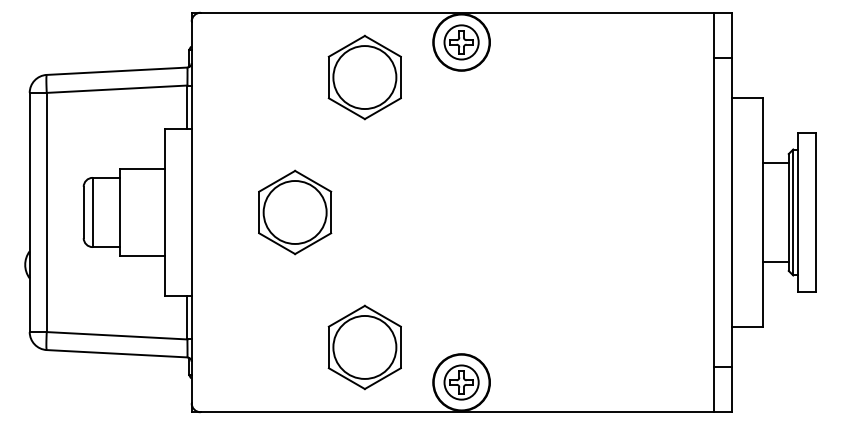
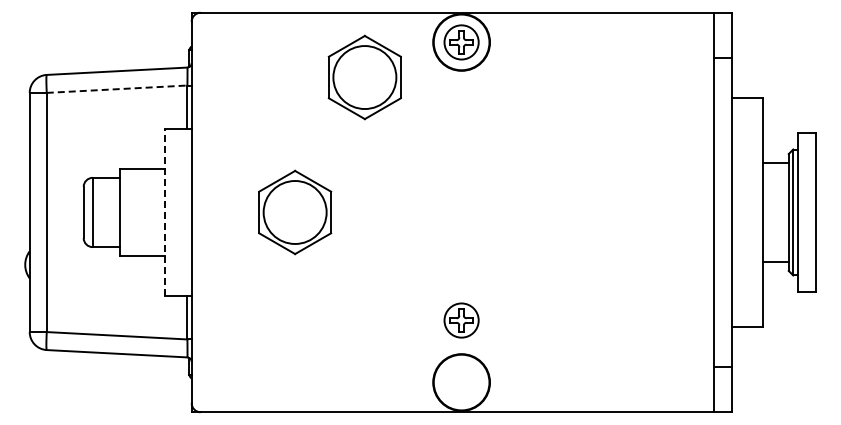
line: solid -> dashed (117, 89)
line: solid -> dashed (164, 212)
part: present -> none (364, 347)
part position: (461, 382) -> (461, 320) (461, 320)
